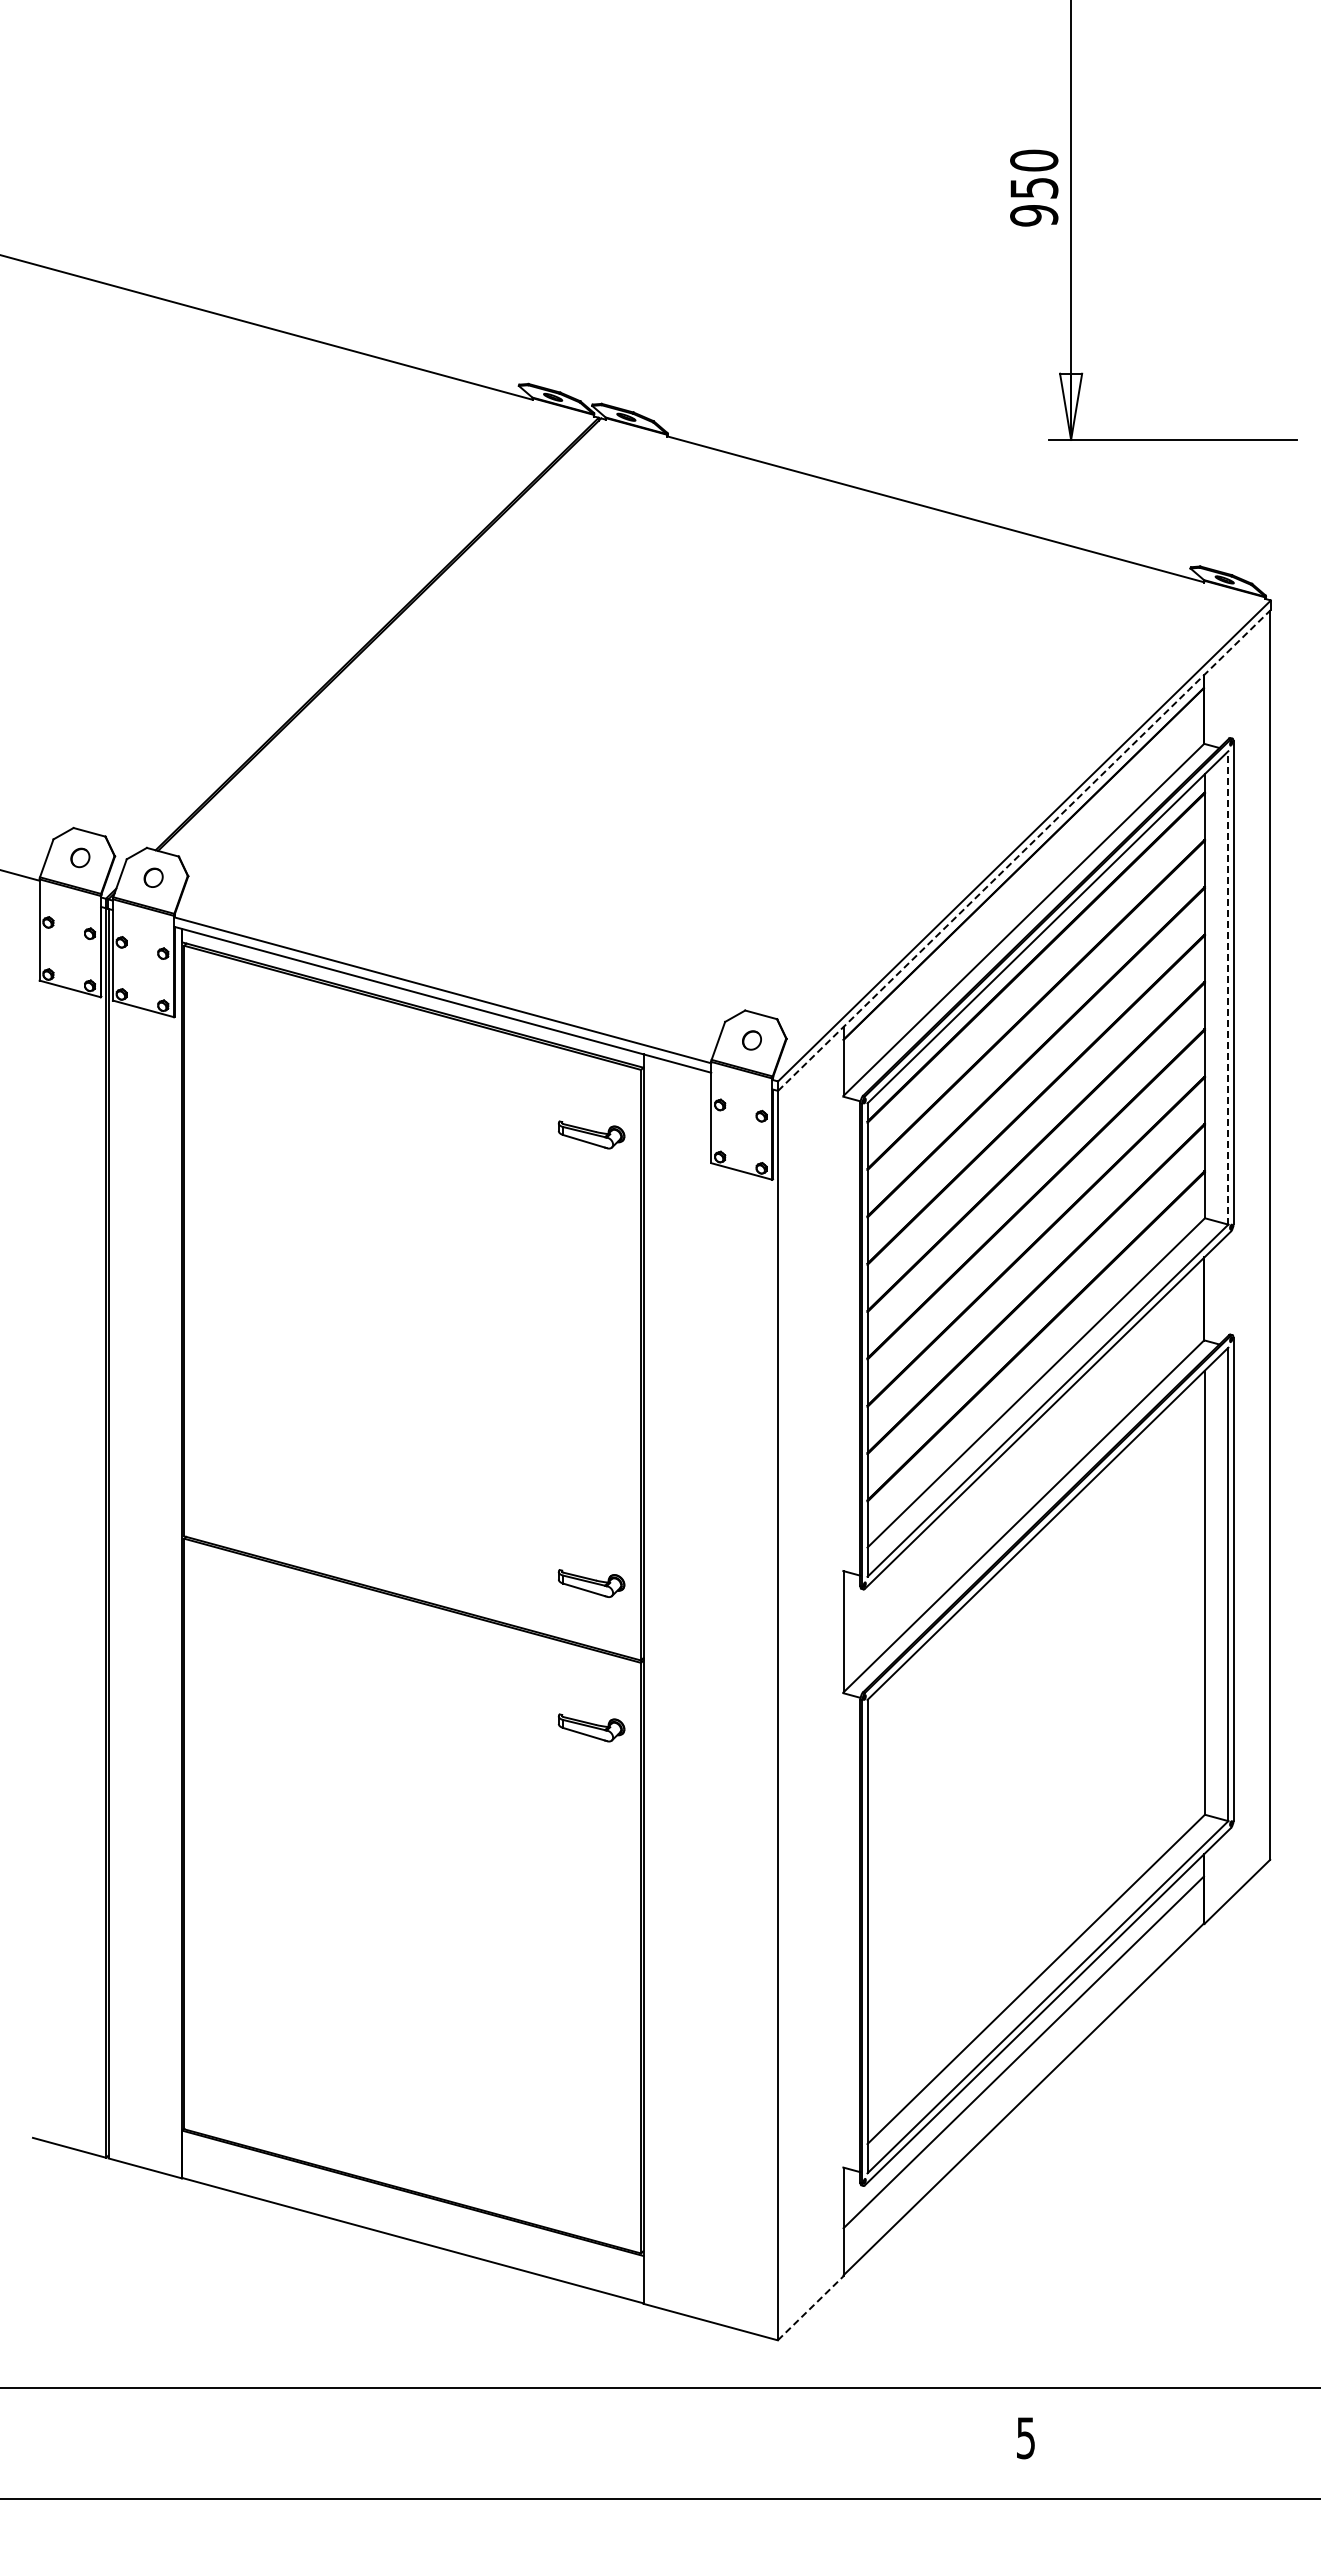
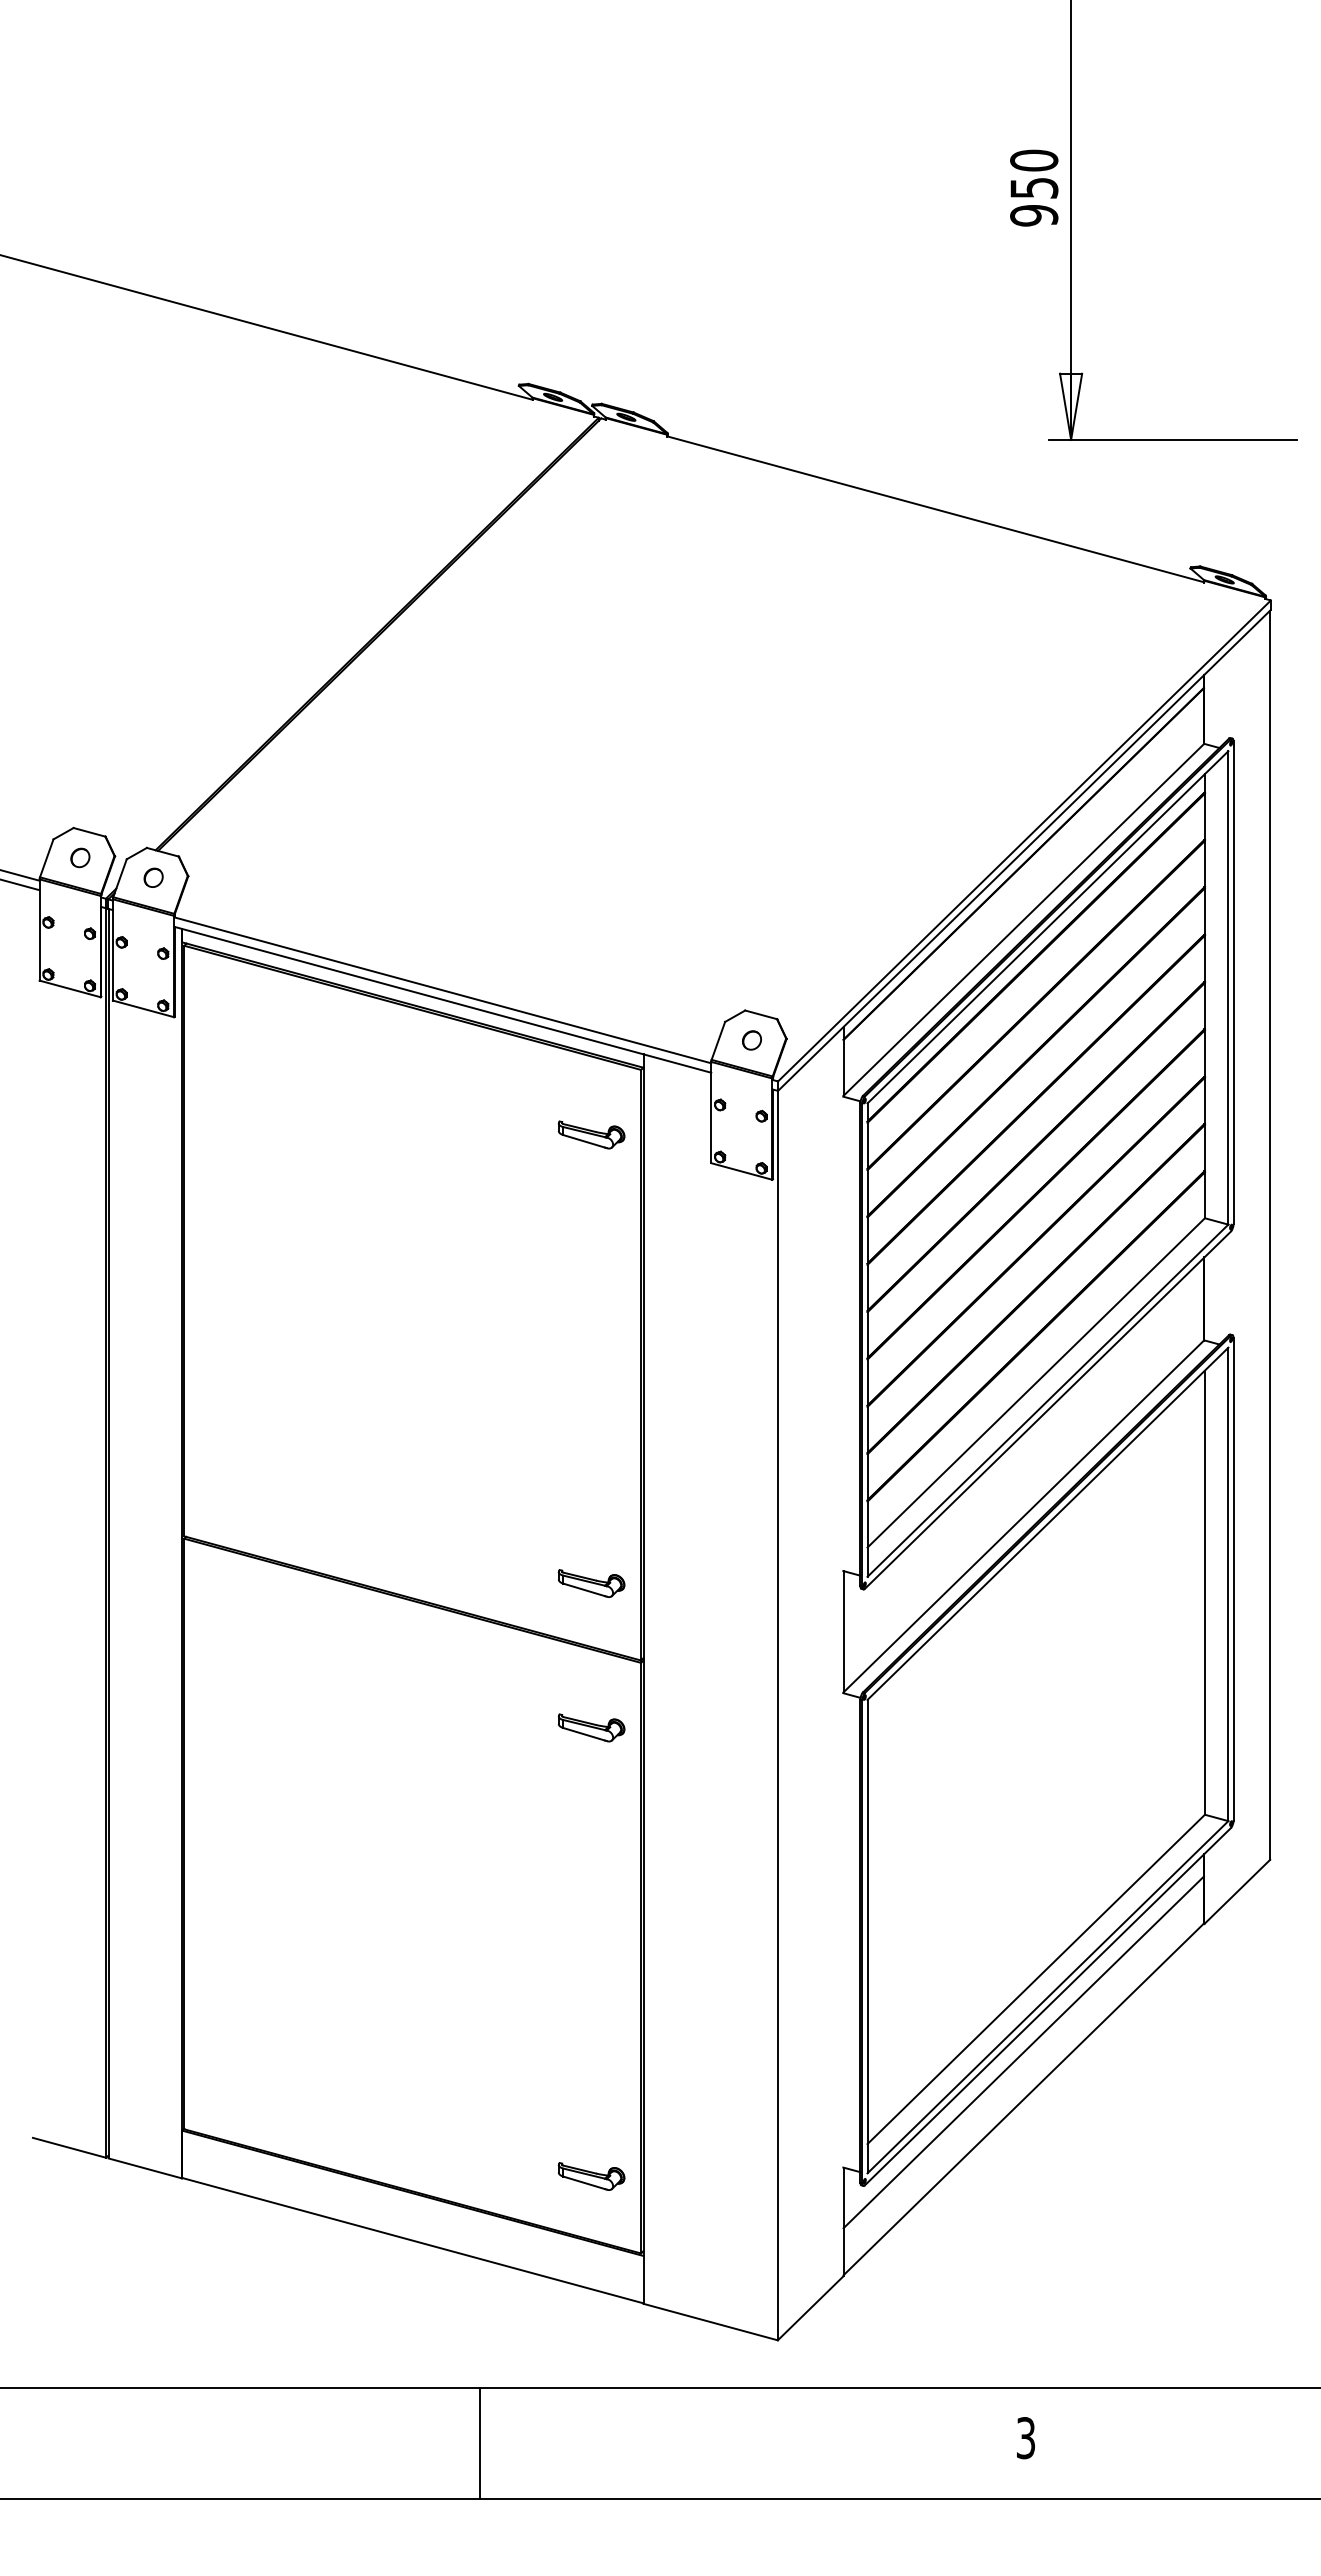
line: dashed -> solid (1024, 850)
line: none -> present (20, 885)
line: dashed -> solid (1228, 987)
part: none -> present (591, 2176)
line: dashed -> solid (810, 2308)
text: 5 -> 3 (1026, 2437)
line: none -> present (480, 2443)
